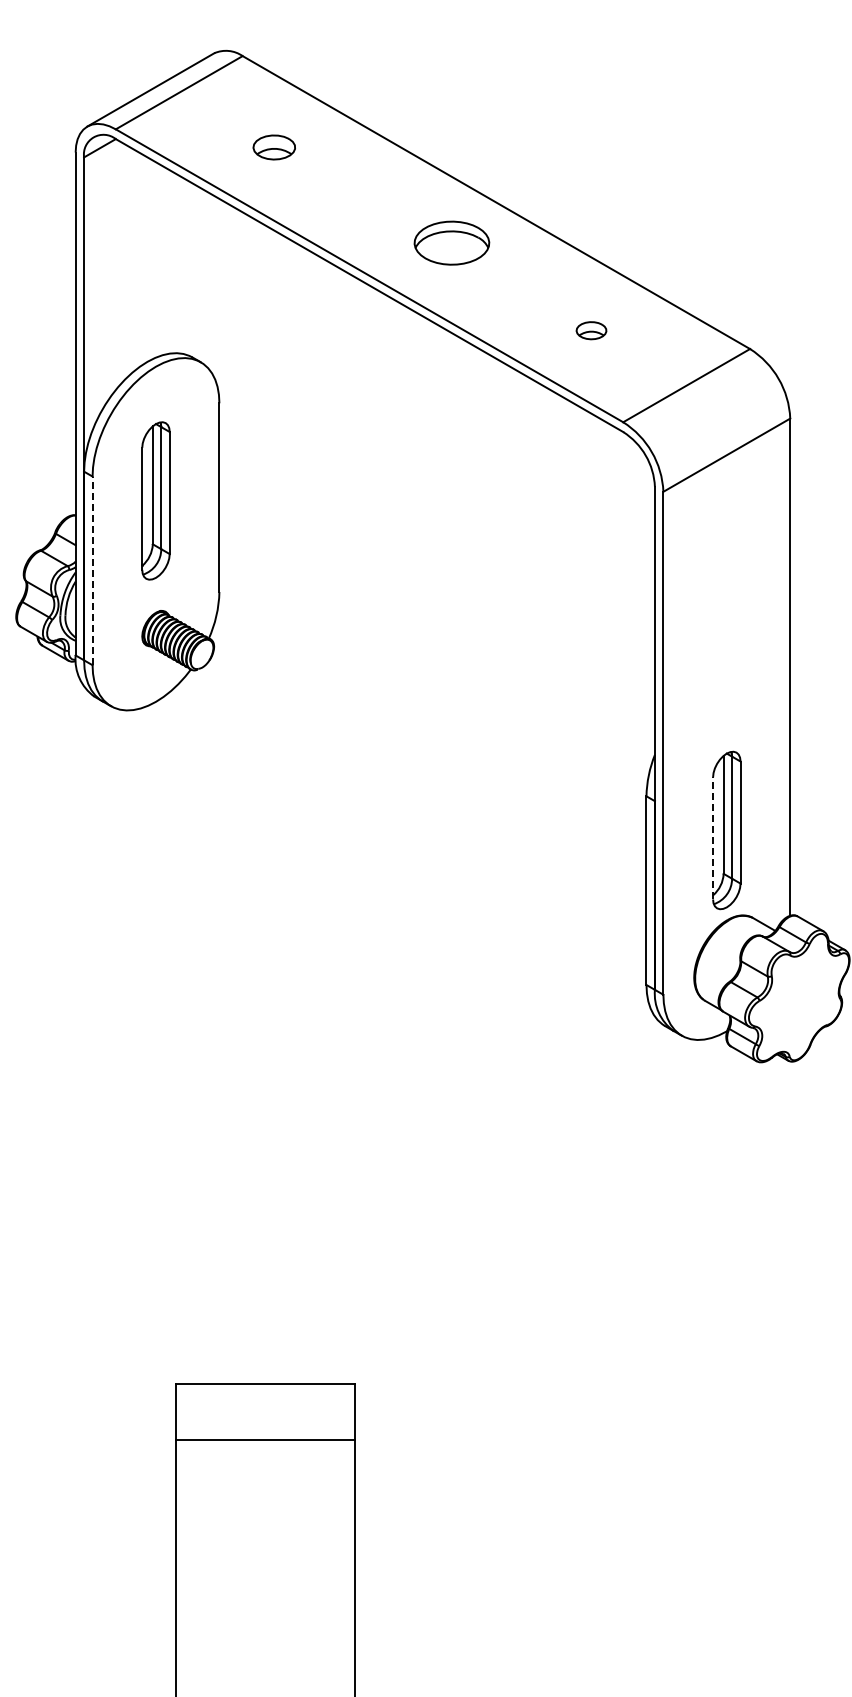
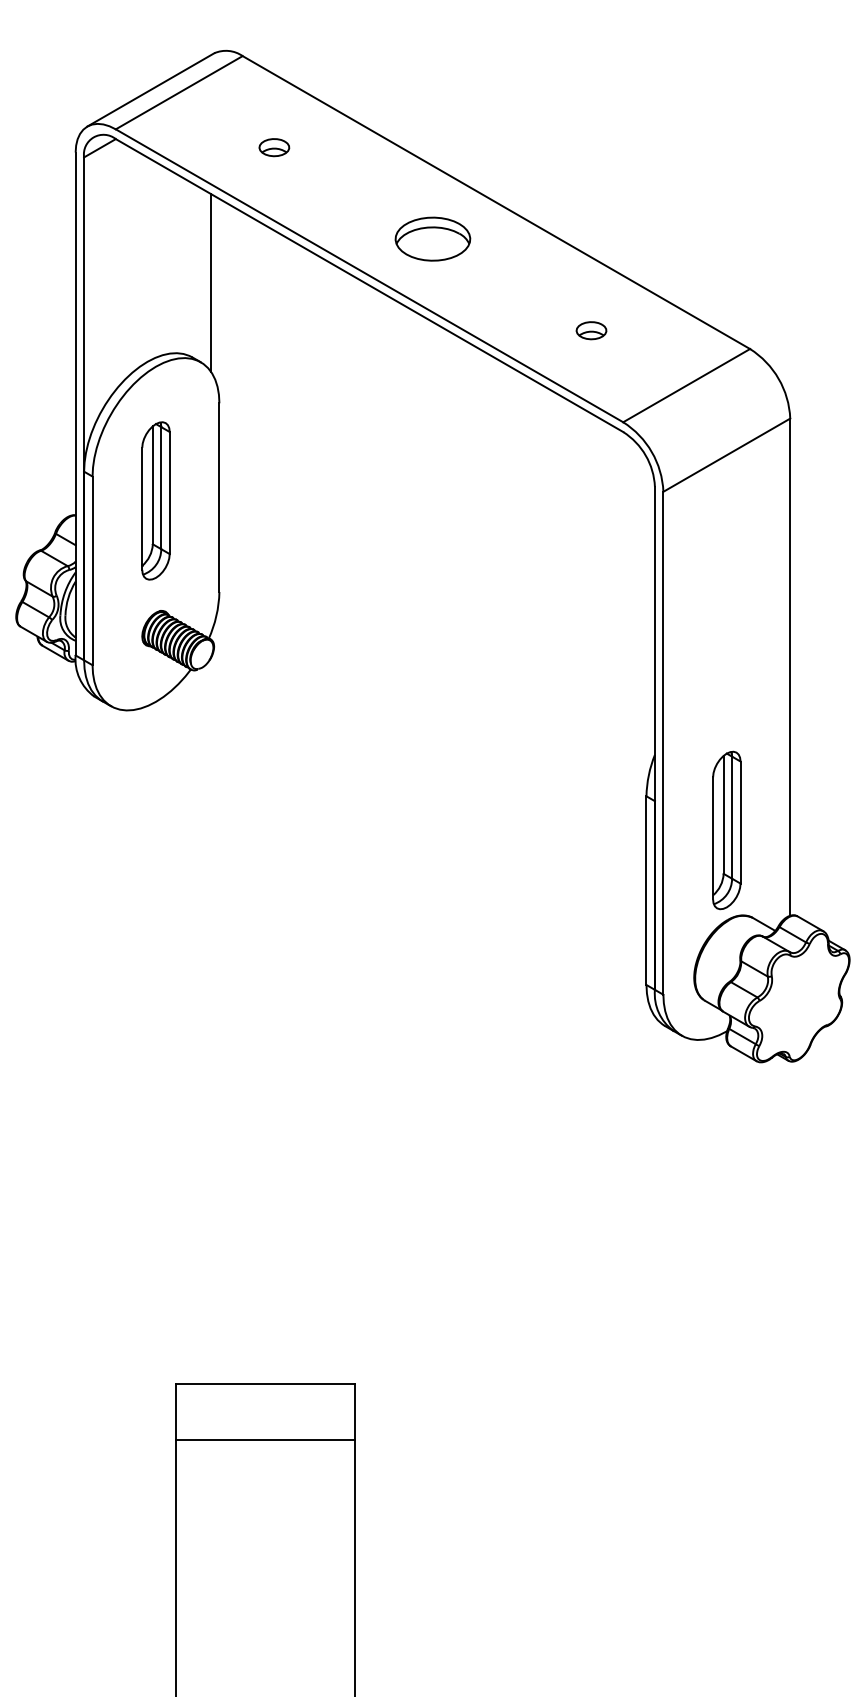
part size: 44x27 px -> 33x20 px (274, 147)
part position: (451, 242) -> (432, 238) (432, 238)
line: none -> present (210, 282)
line: dashed -> solid (92, 570)
line: dashed -> solid (713, 837)
